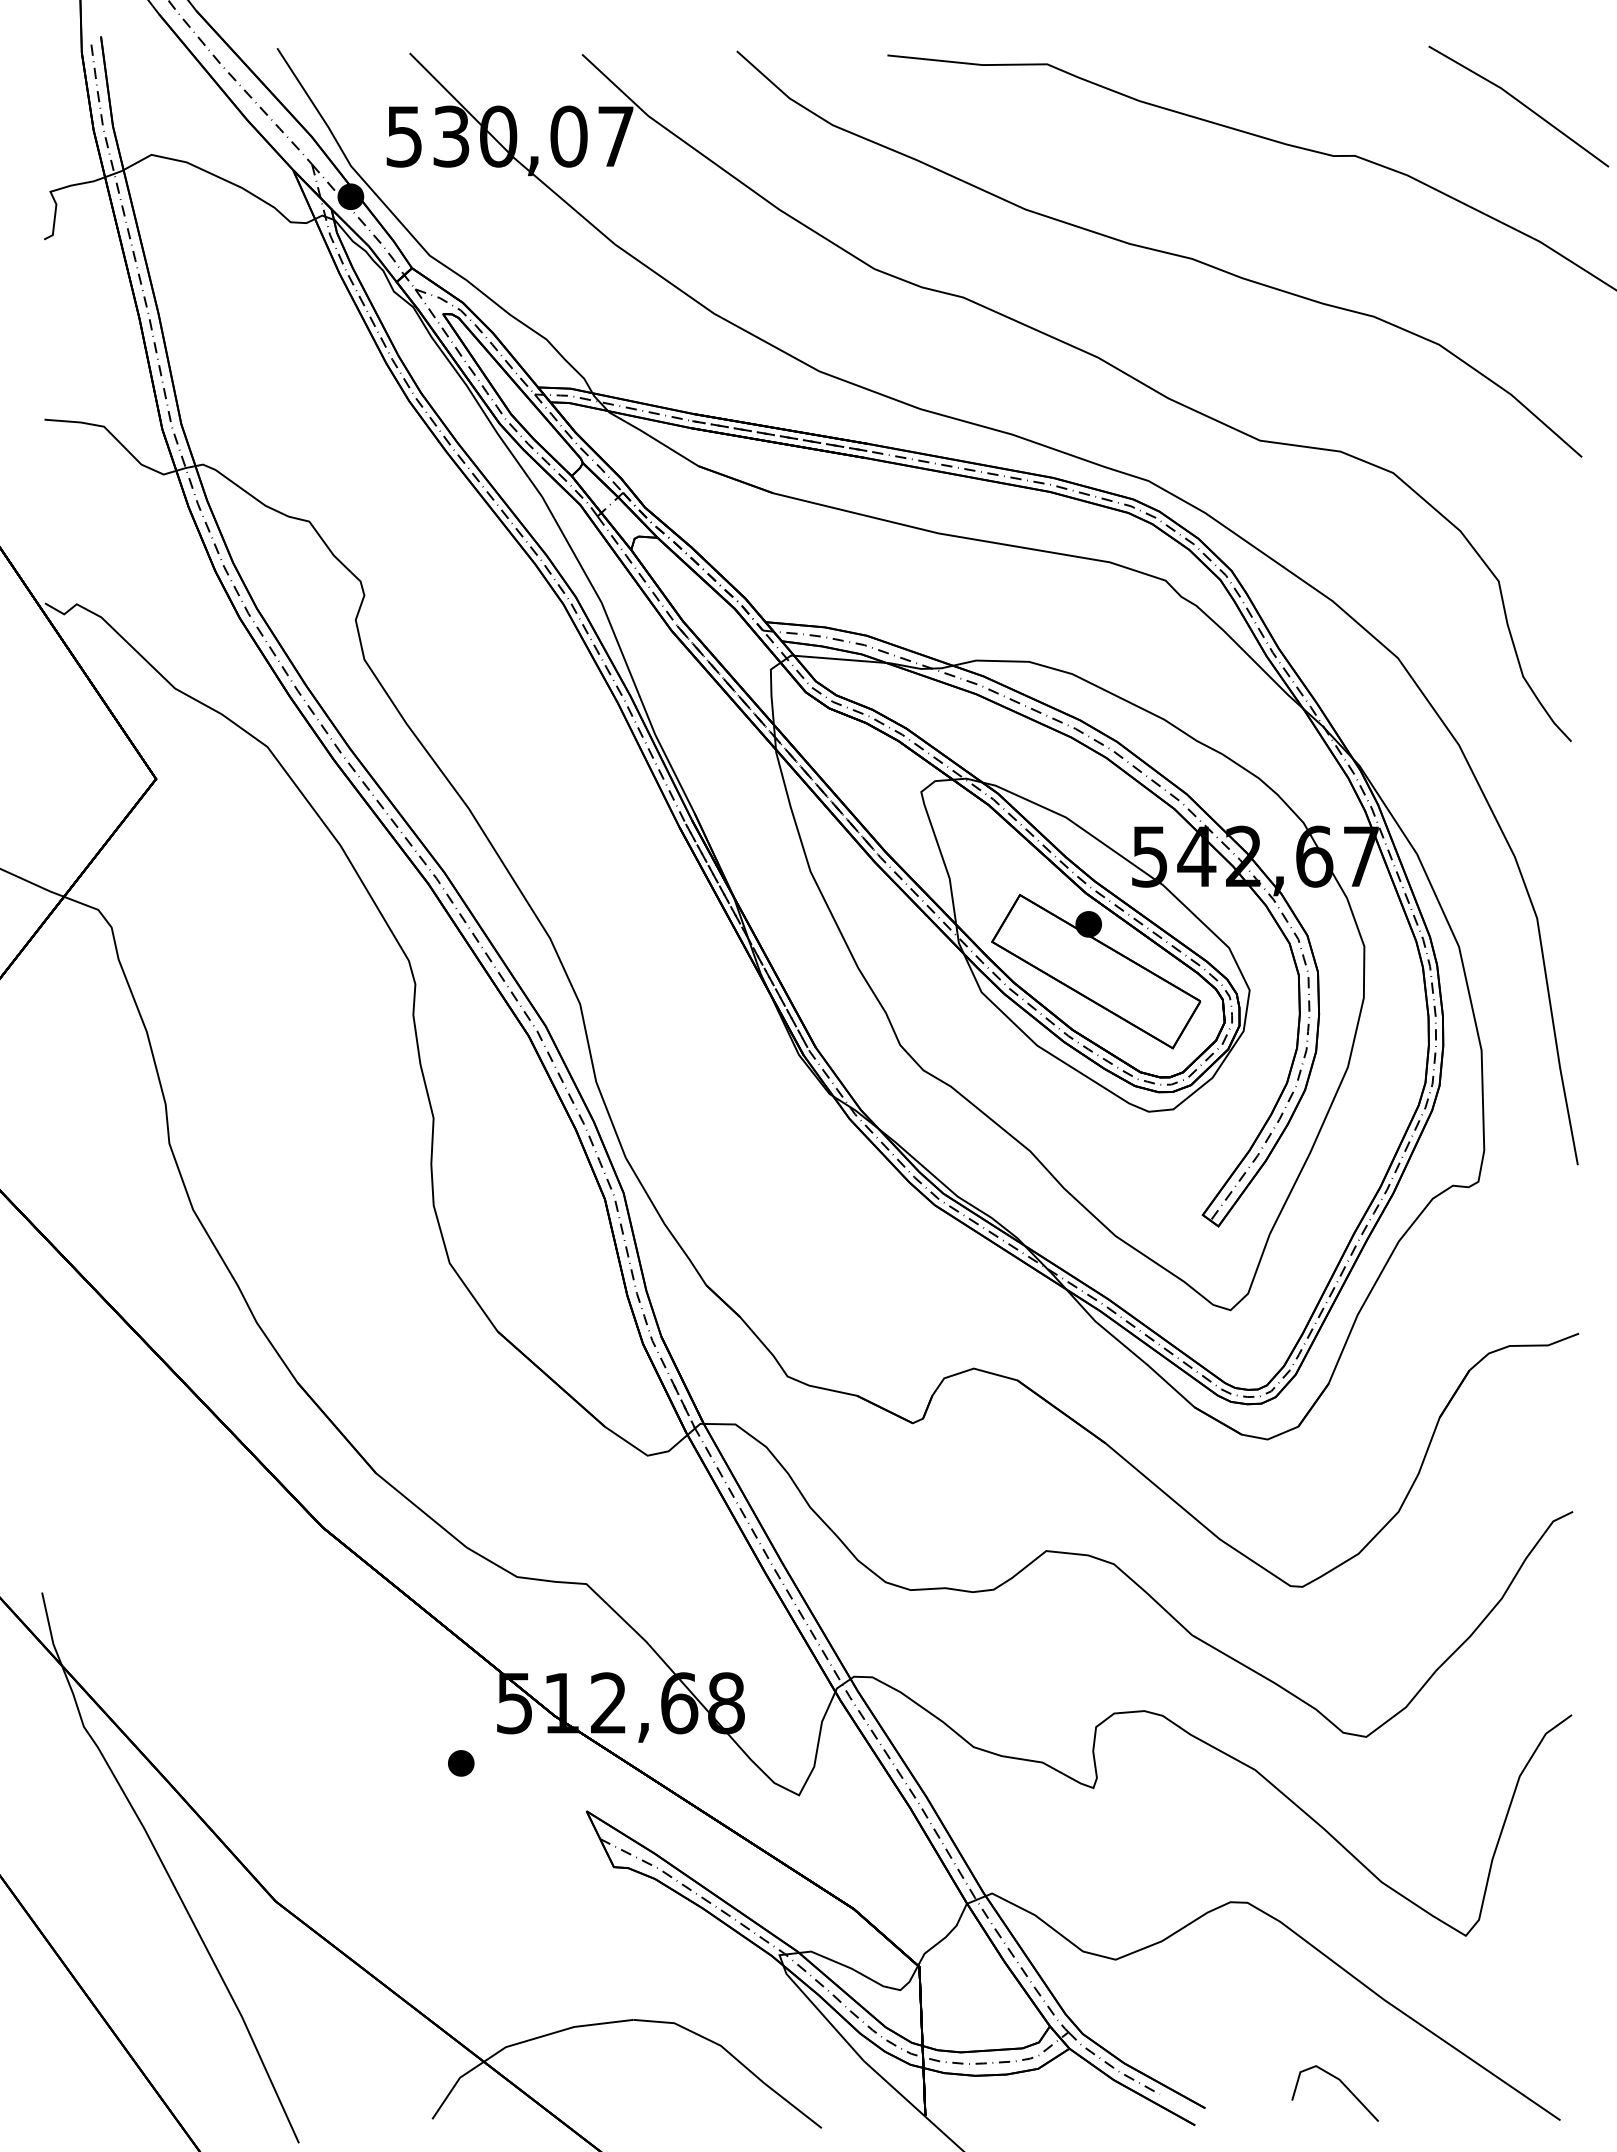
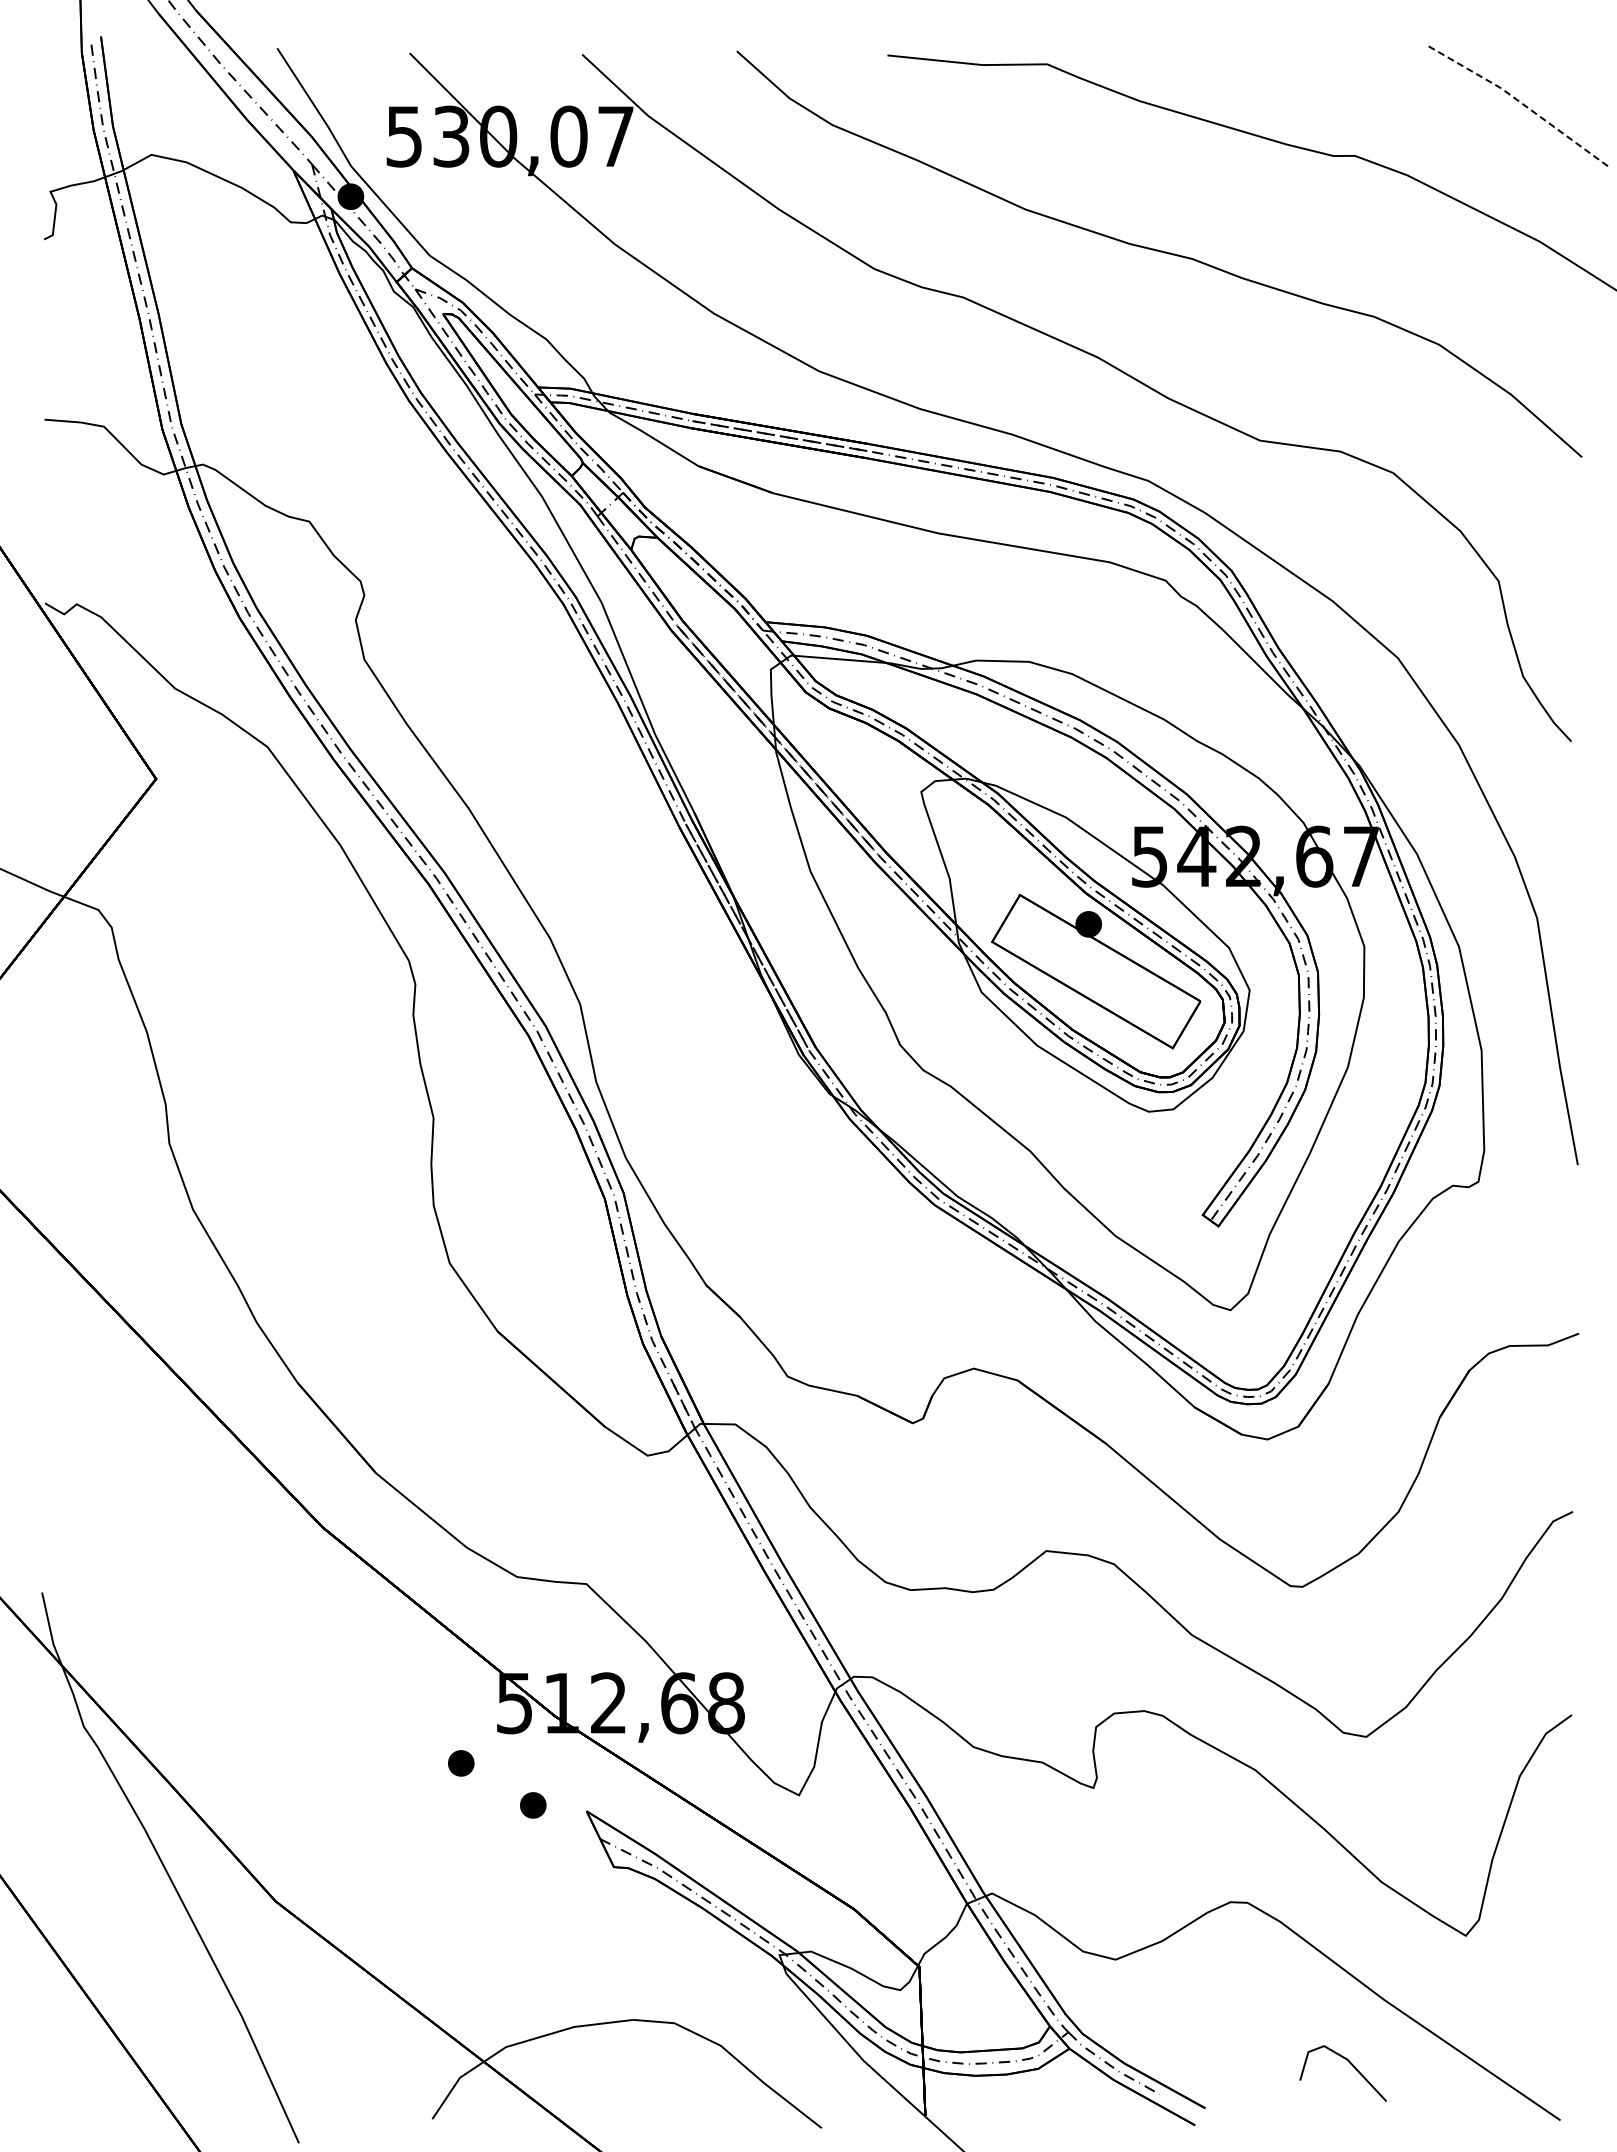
line: solid -> dashed (1521, 102)
part: none -> present (533, 1805)
line position: (1342, 2084) -> (1350, 2064) (1350, 2064)
